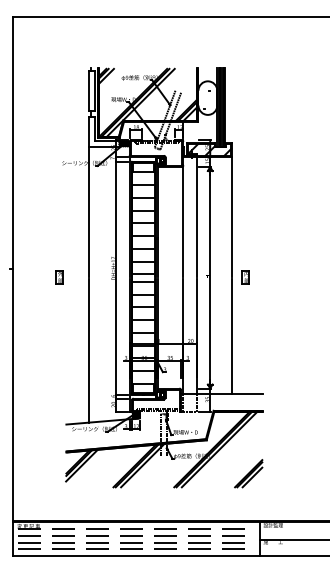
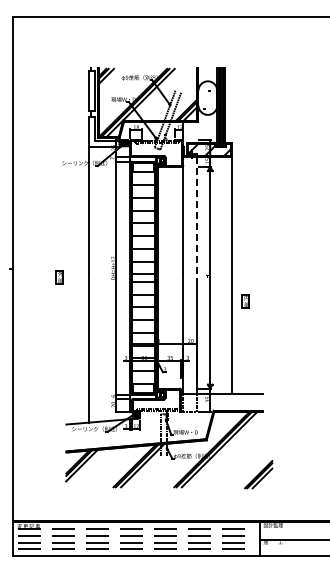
line: solid -> dashed (196, 216)
part position: (245, 277) -> (245, 301) (245, 301)
part position: (248, 473) -> (258, 474) (258, 474)
